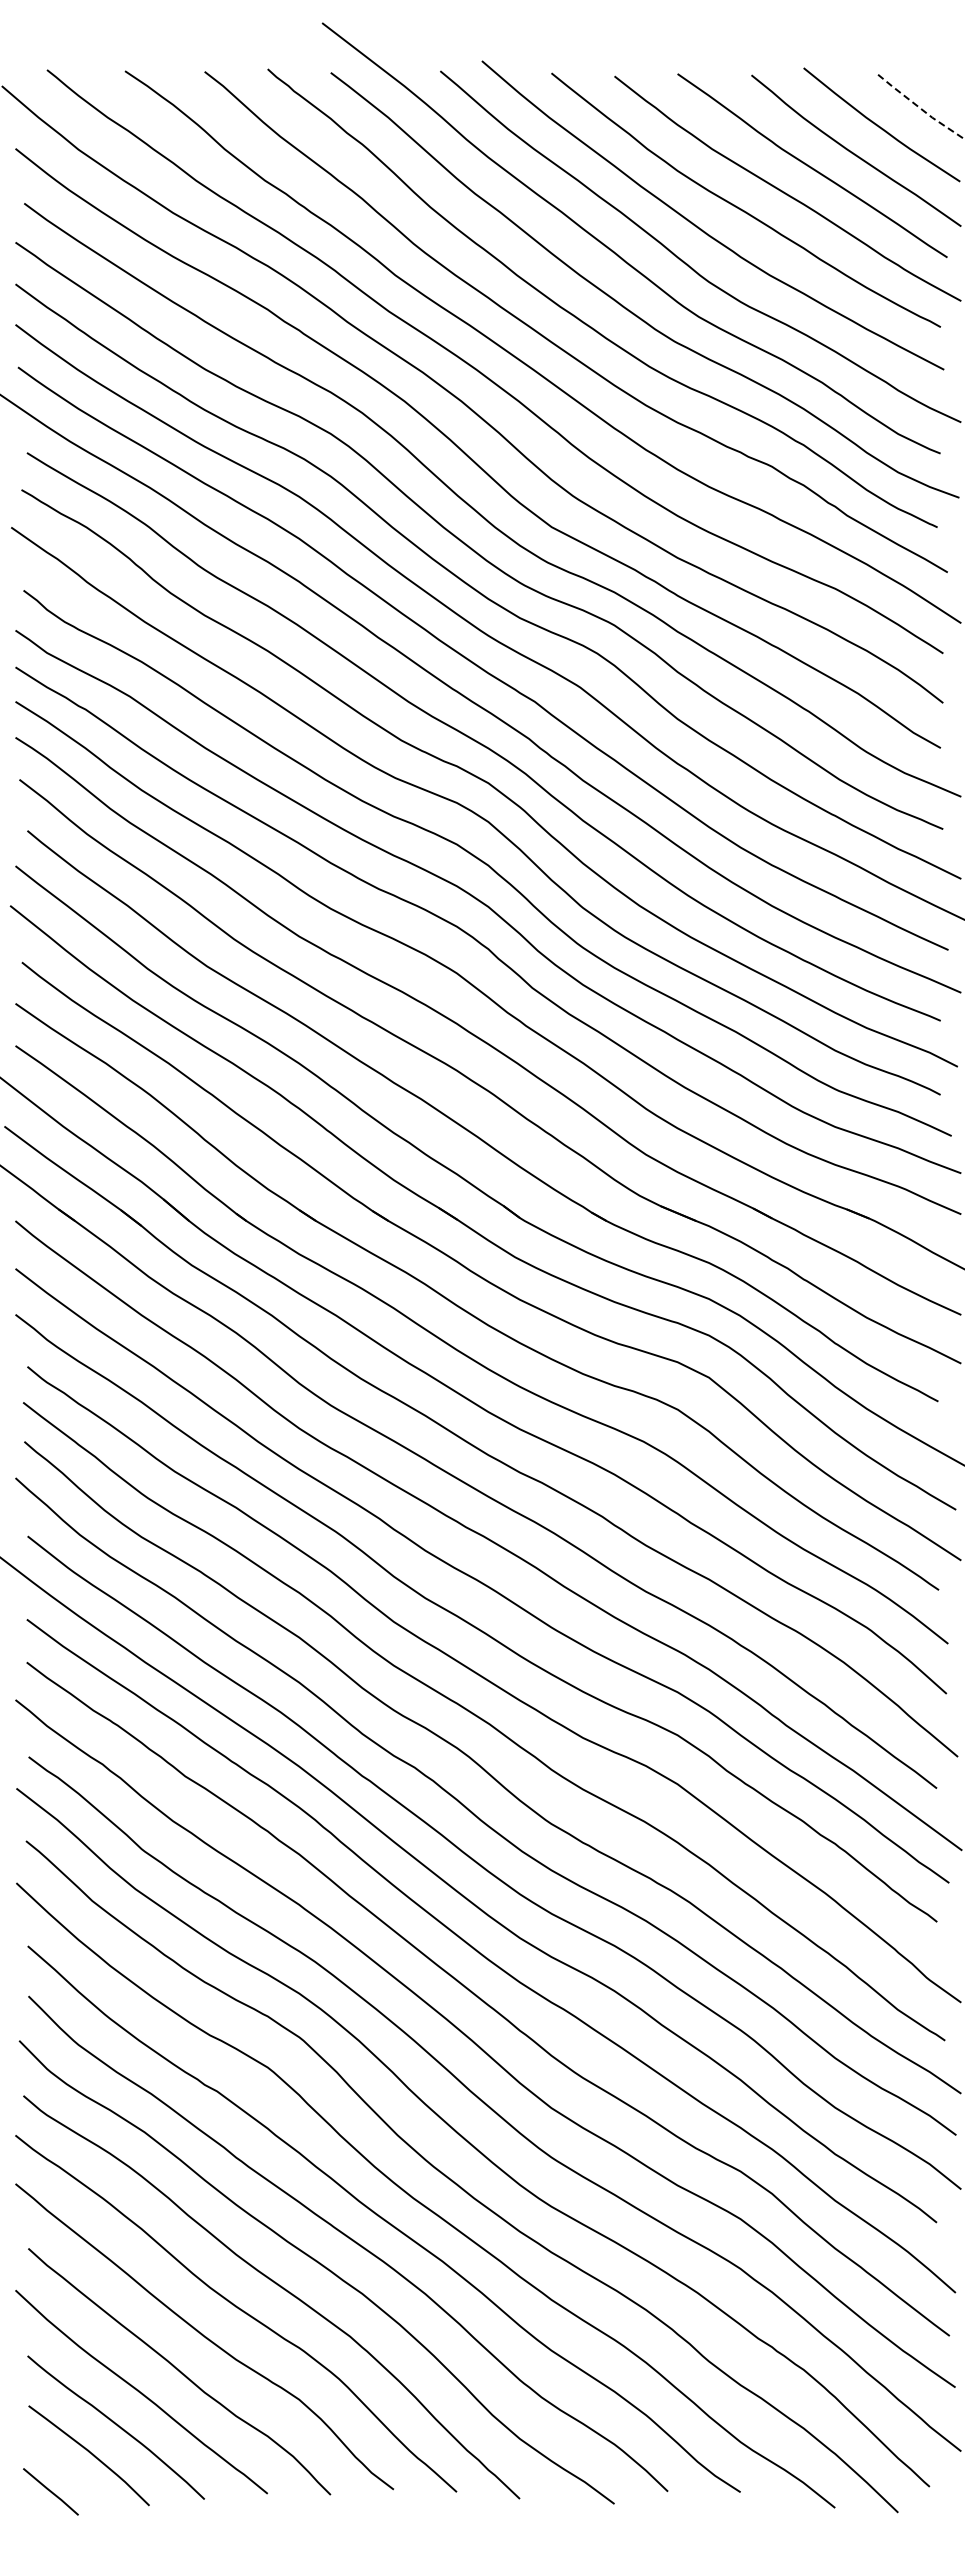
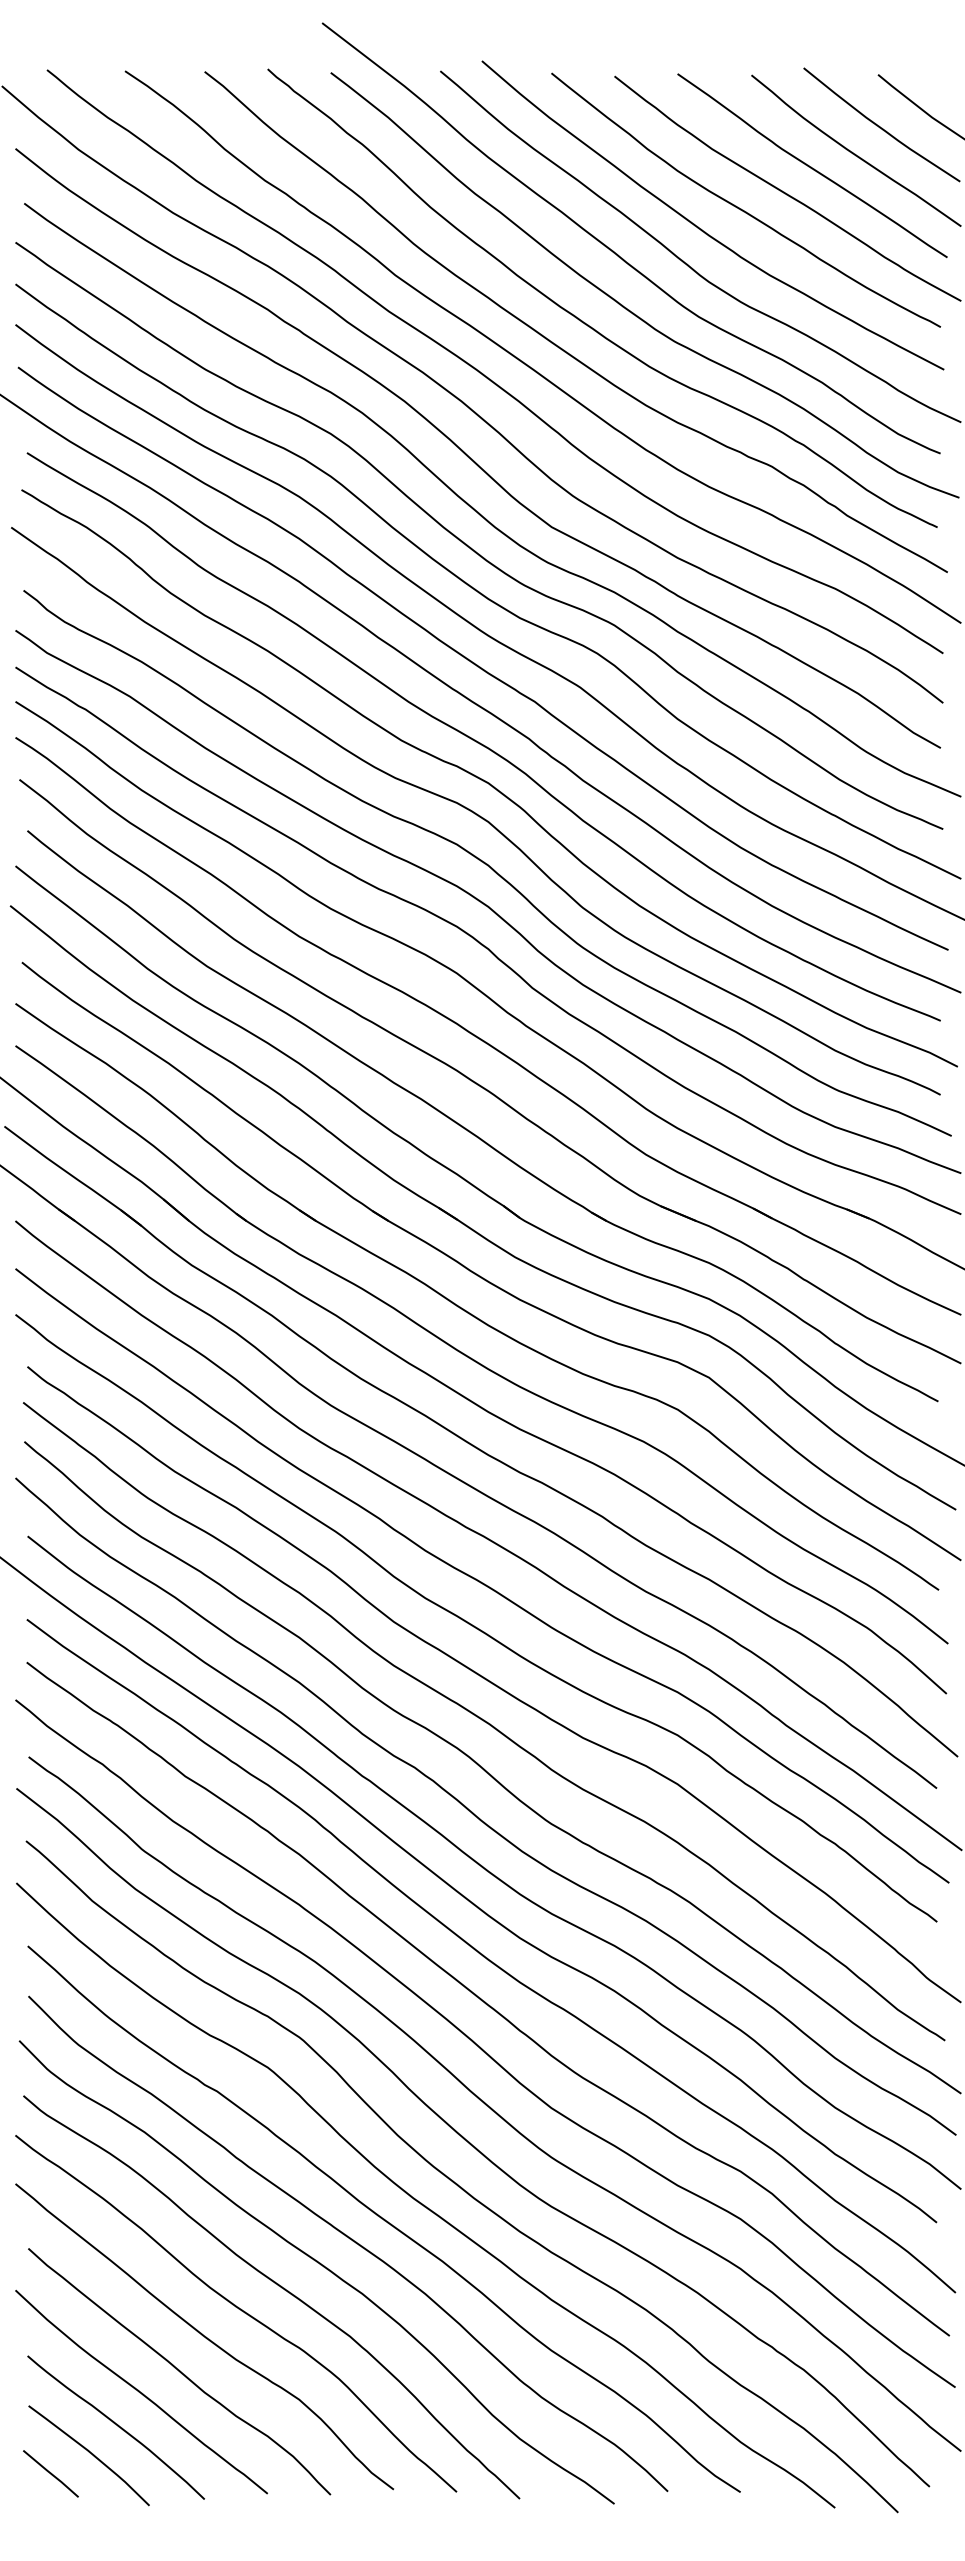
line: dashed -> solid (920, 108)
line position: (50, 2491) -> (50, 2473) (50, 2473)
